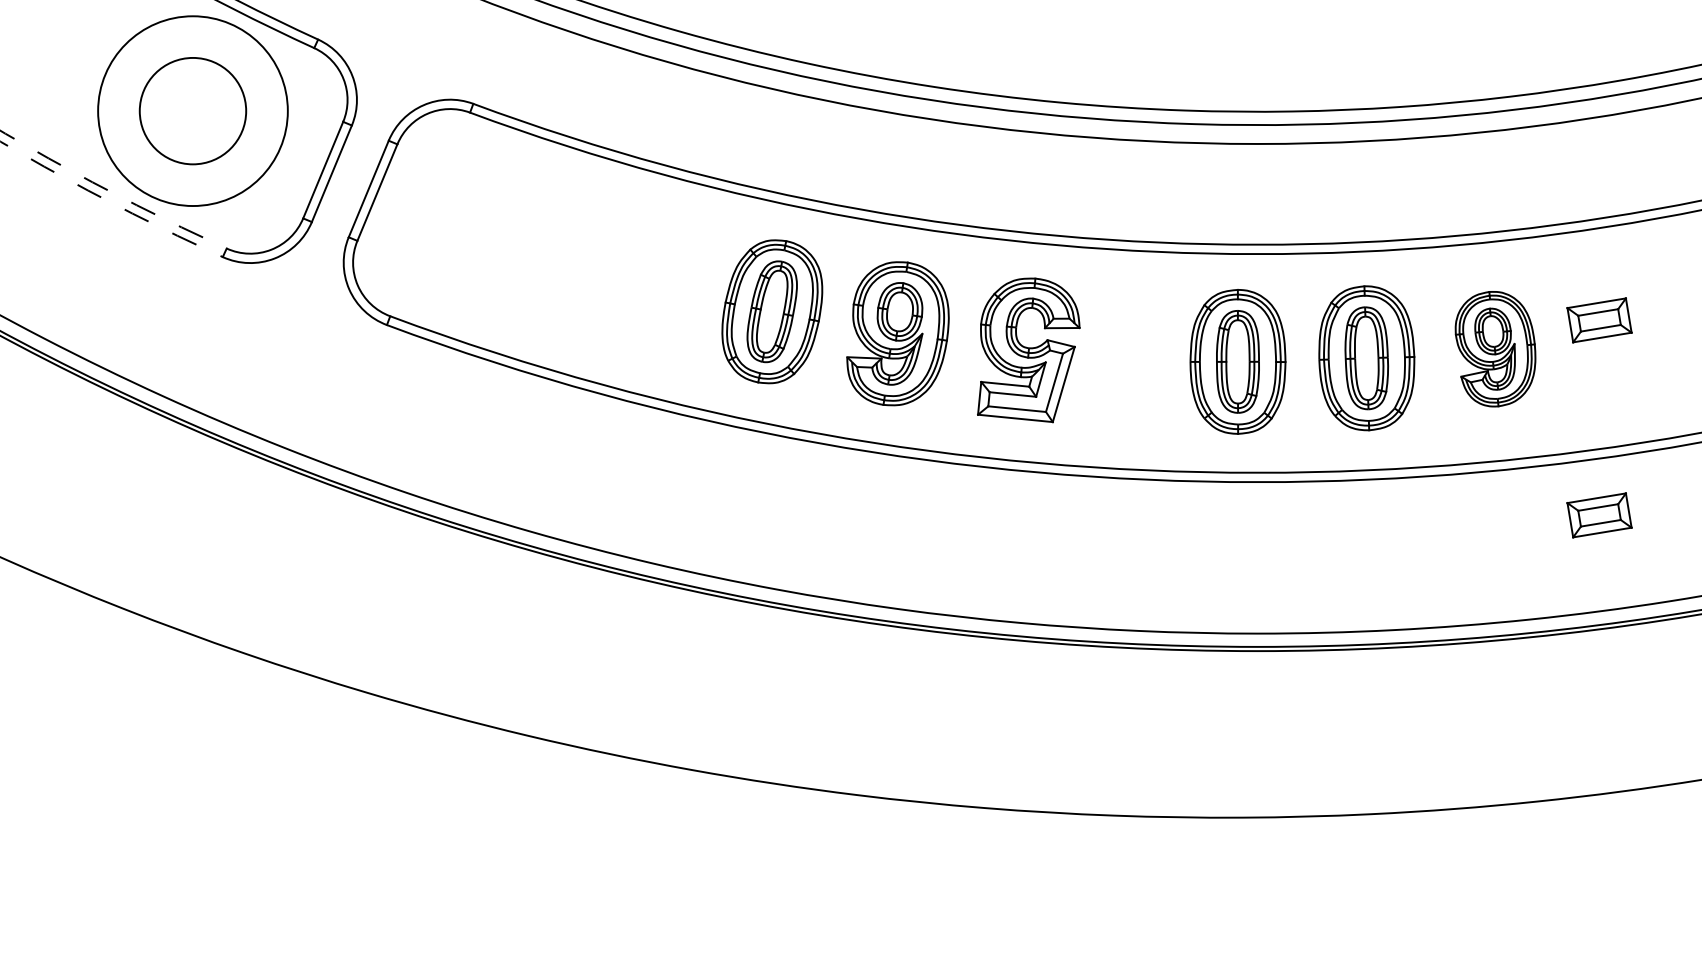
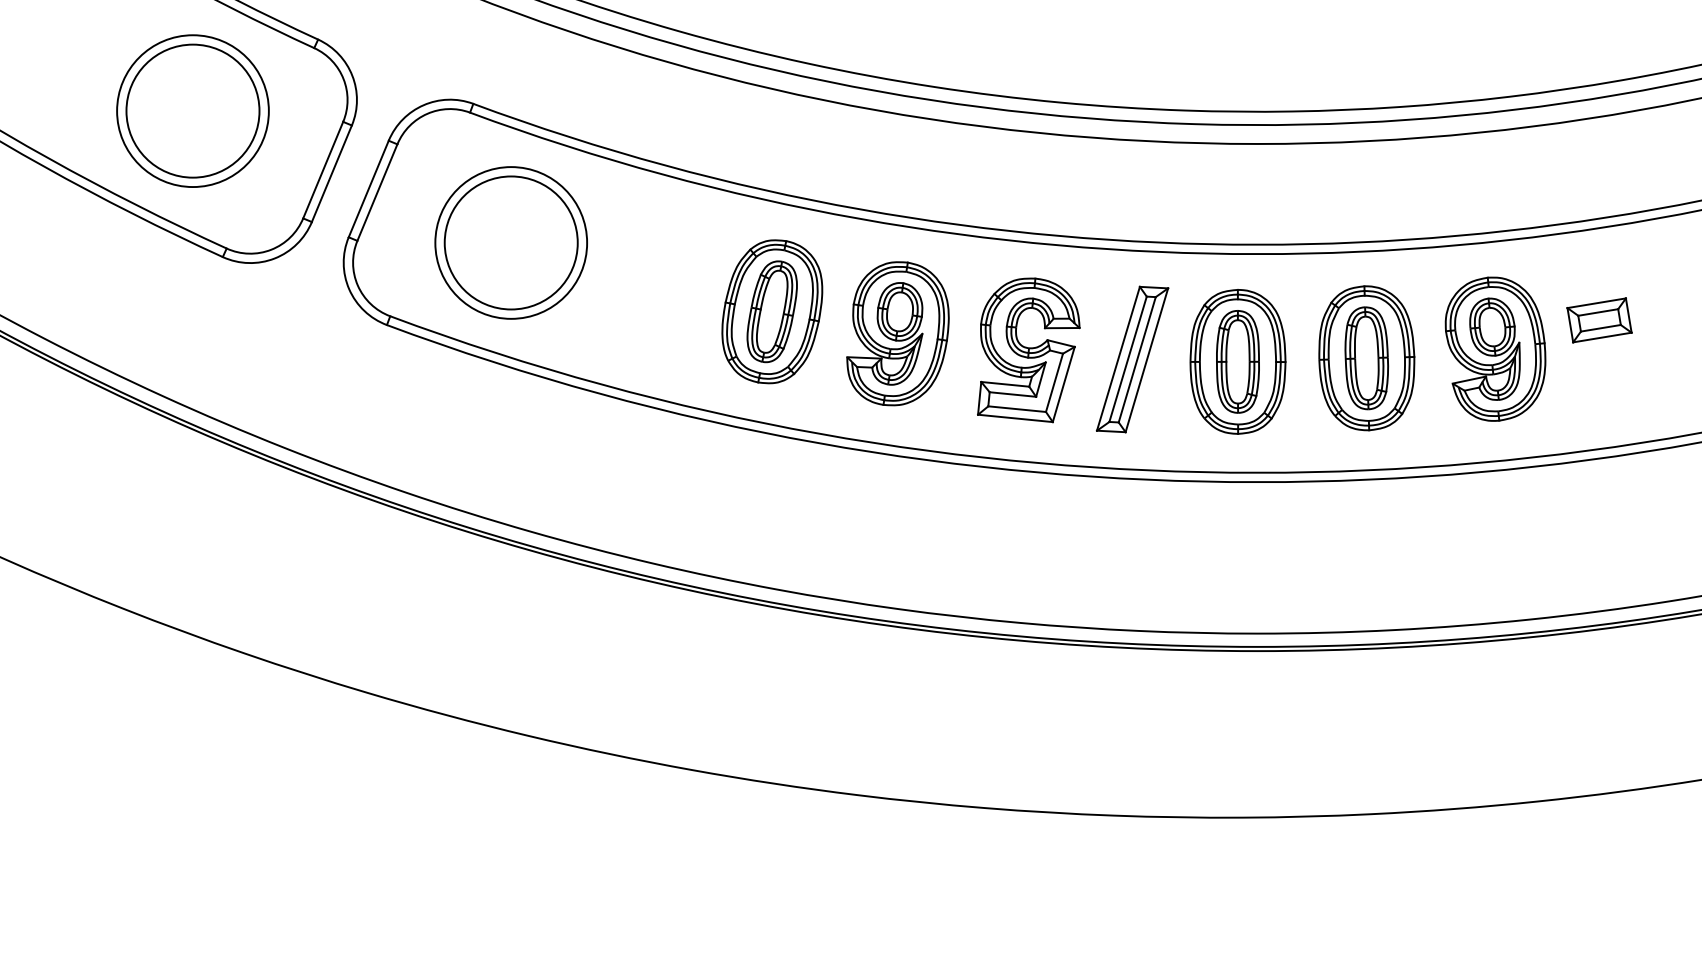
circle diameter: 106 px -> 133 px (192, 110)
circle diameter: 190 px -> 152 px (192, 111)
arc: dashed -> solid (111, 192)
arc: dashed -> solid (109, 201)
part: none -> present (510, 242)
part size: 83x117 px -> 103x146 px (1495, 348)
part: none -> present (1132, 359)
part: present -> none (1599, 515)
